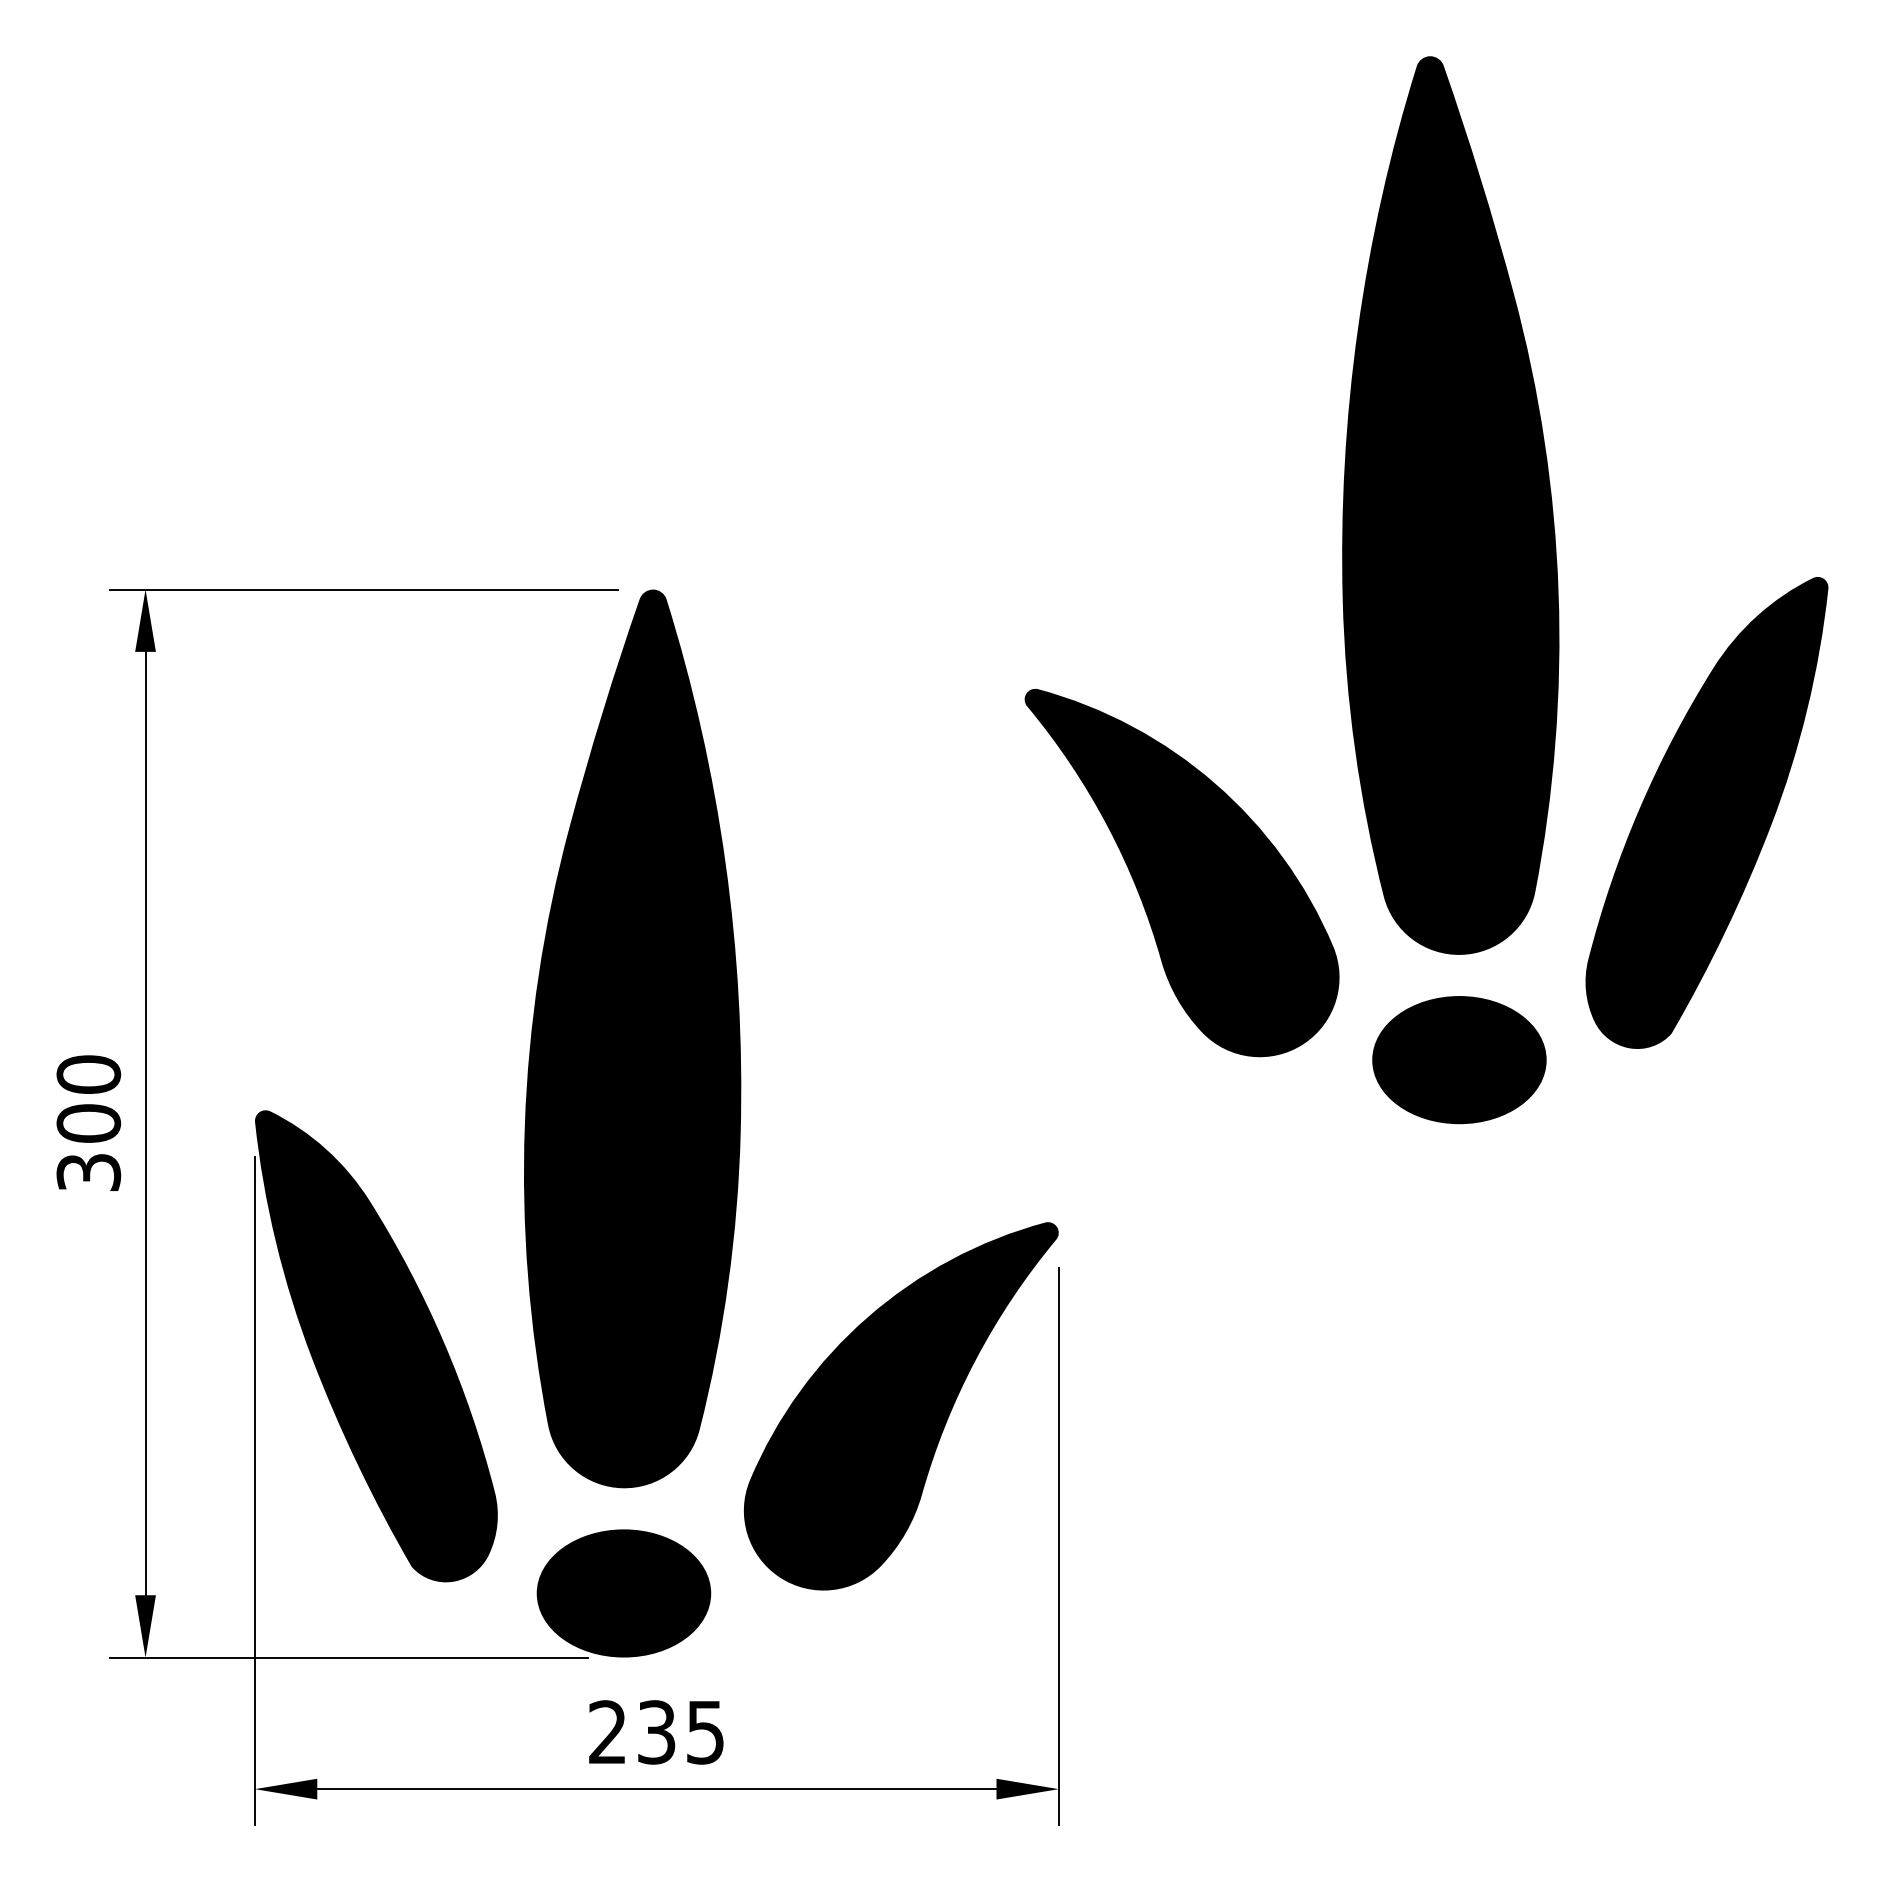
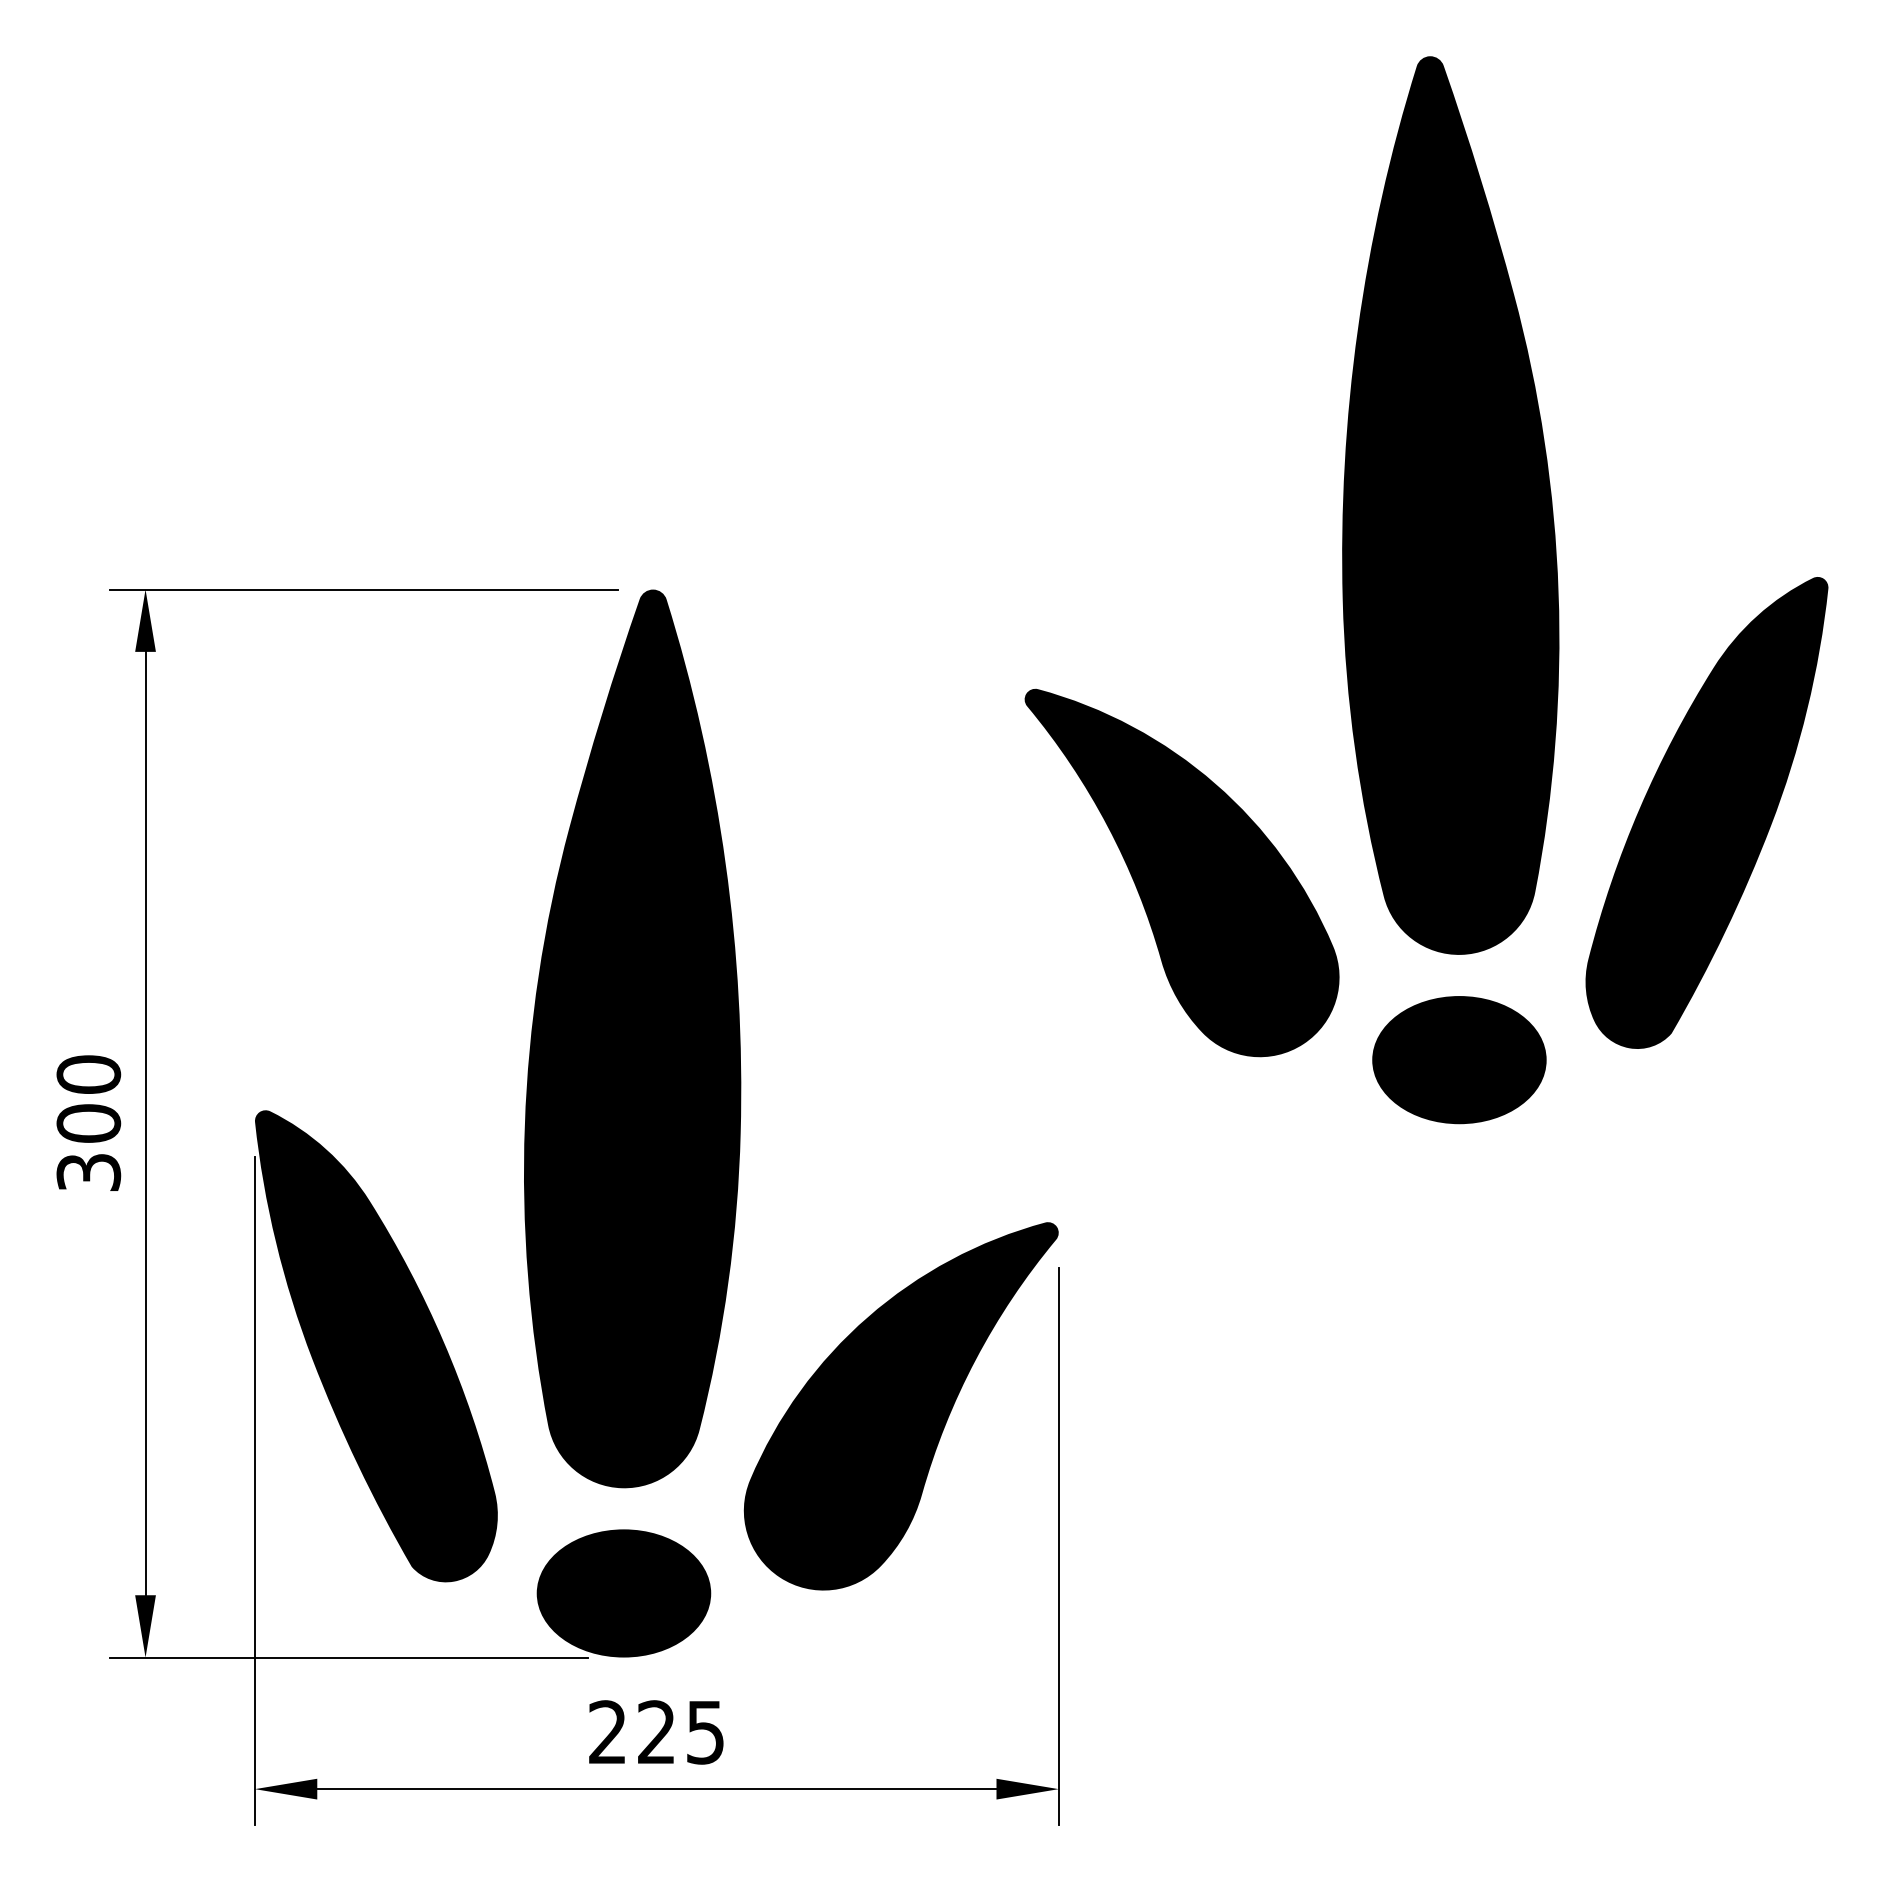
text: 235 -> 225 (656, 1732)
